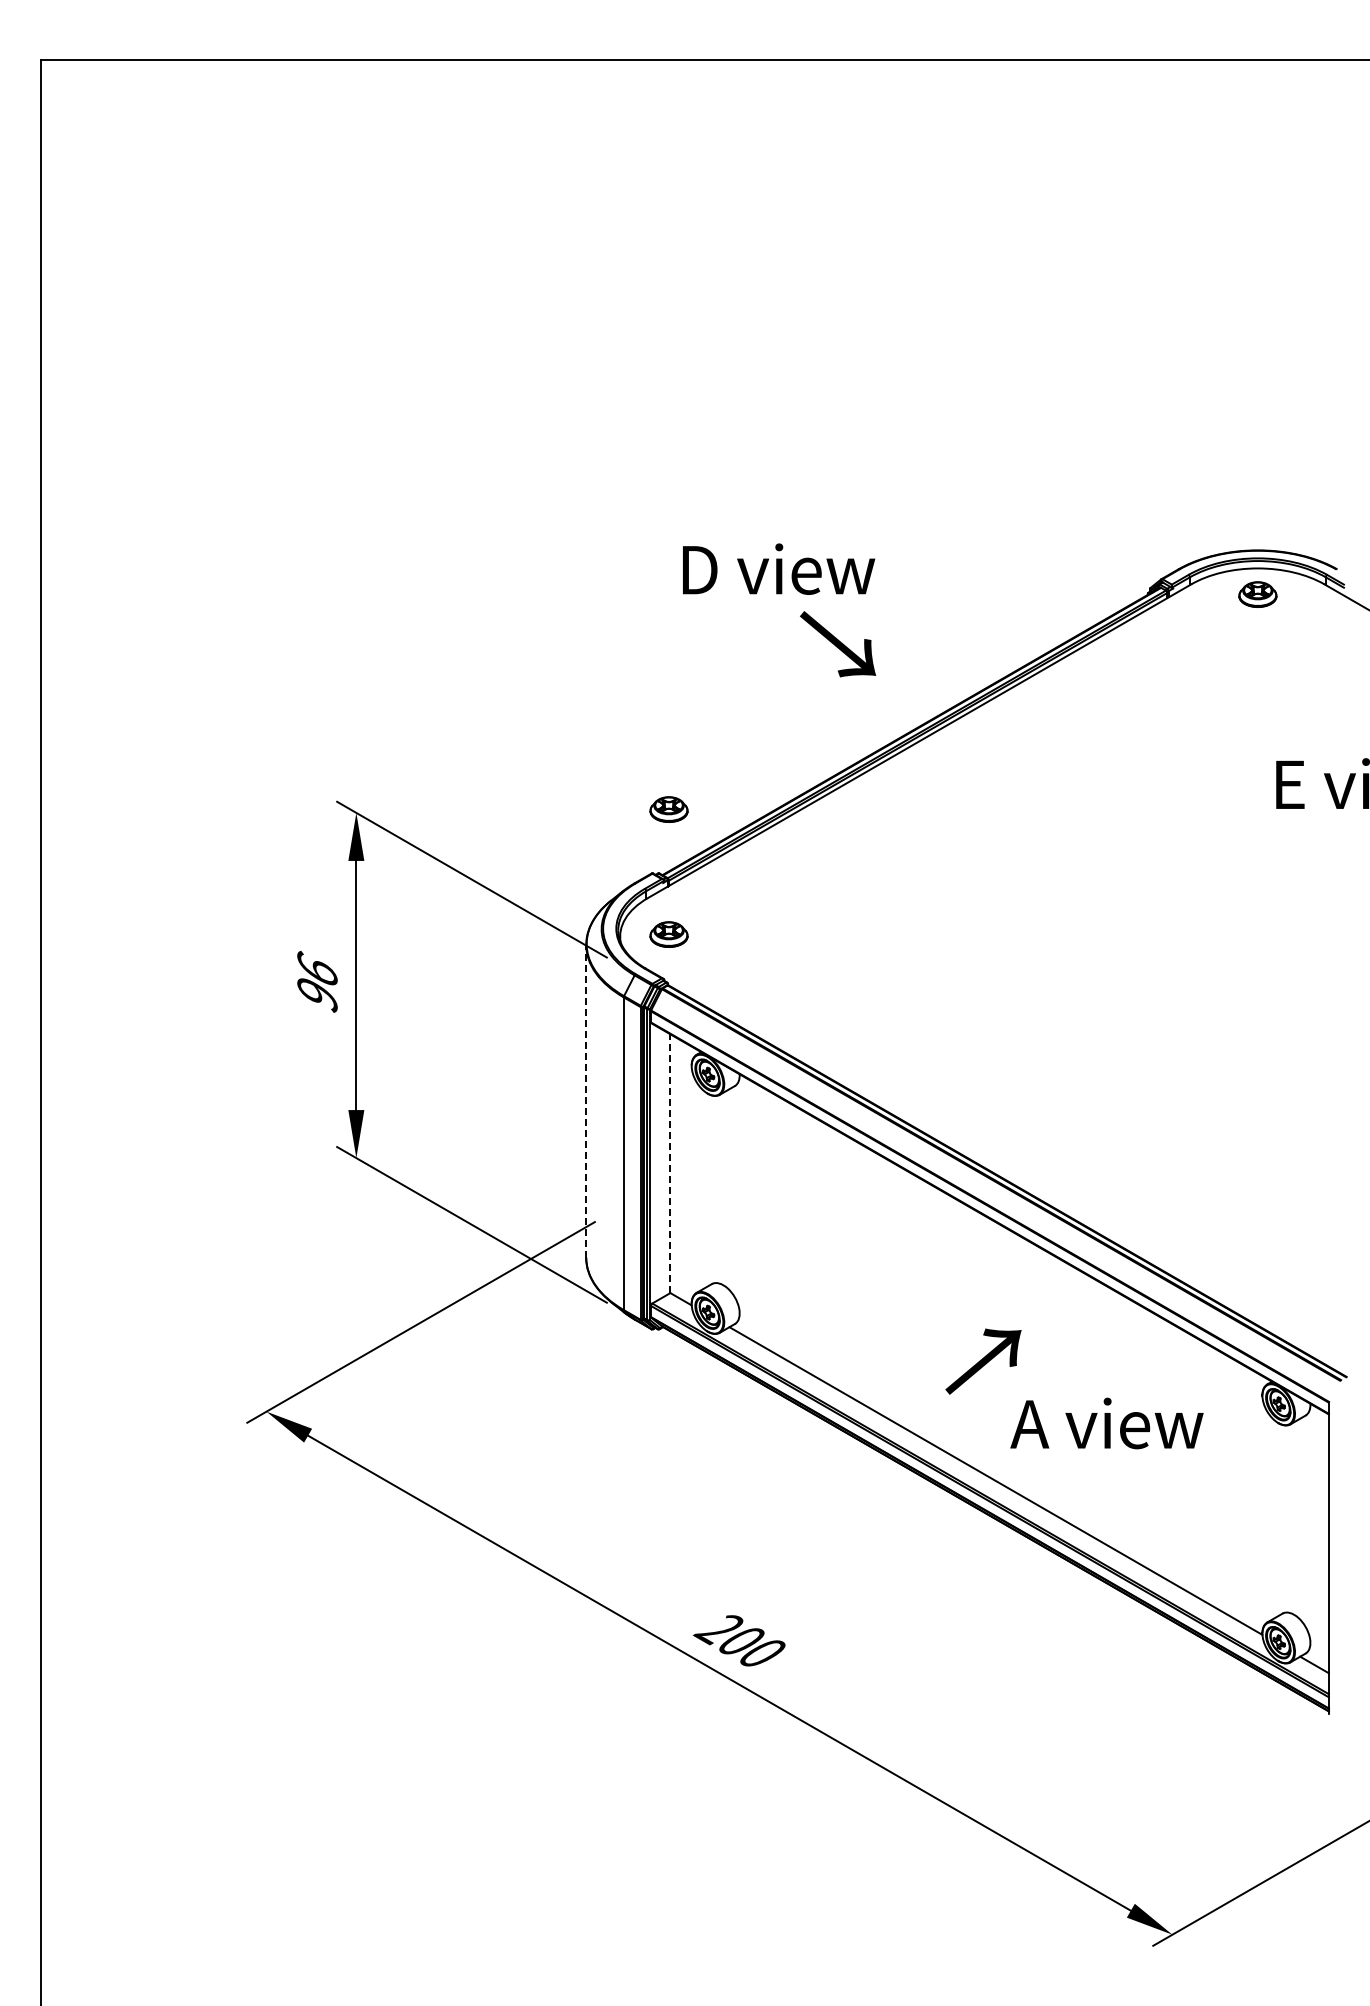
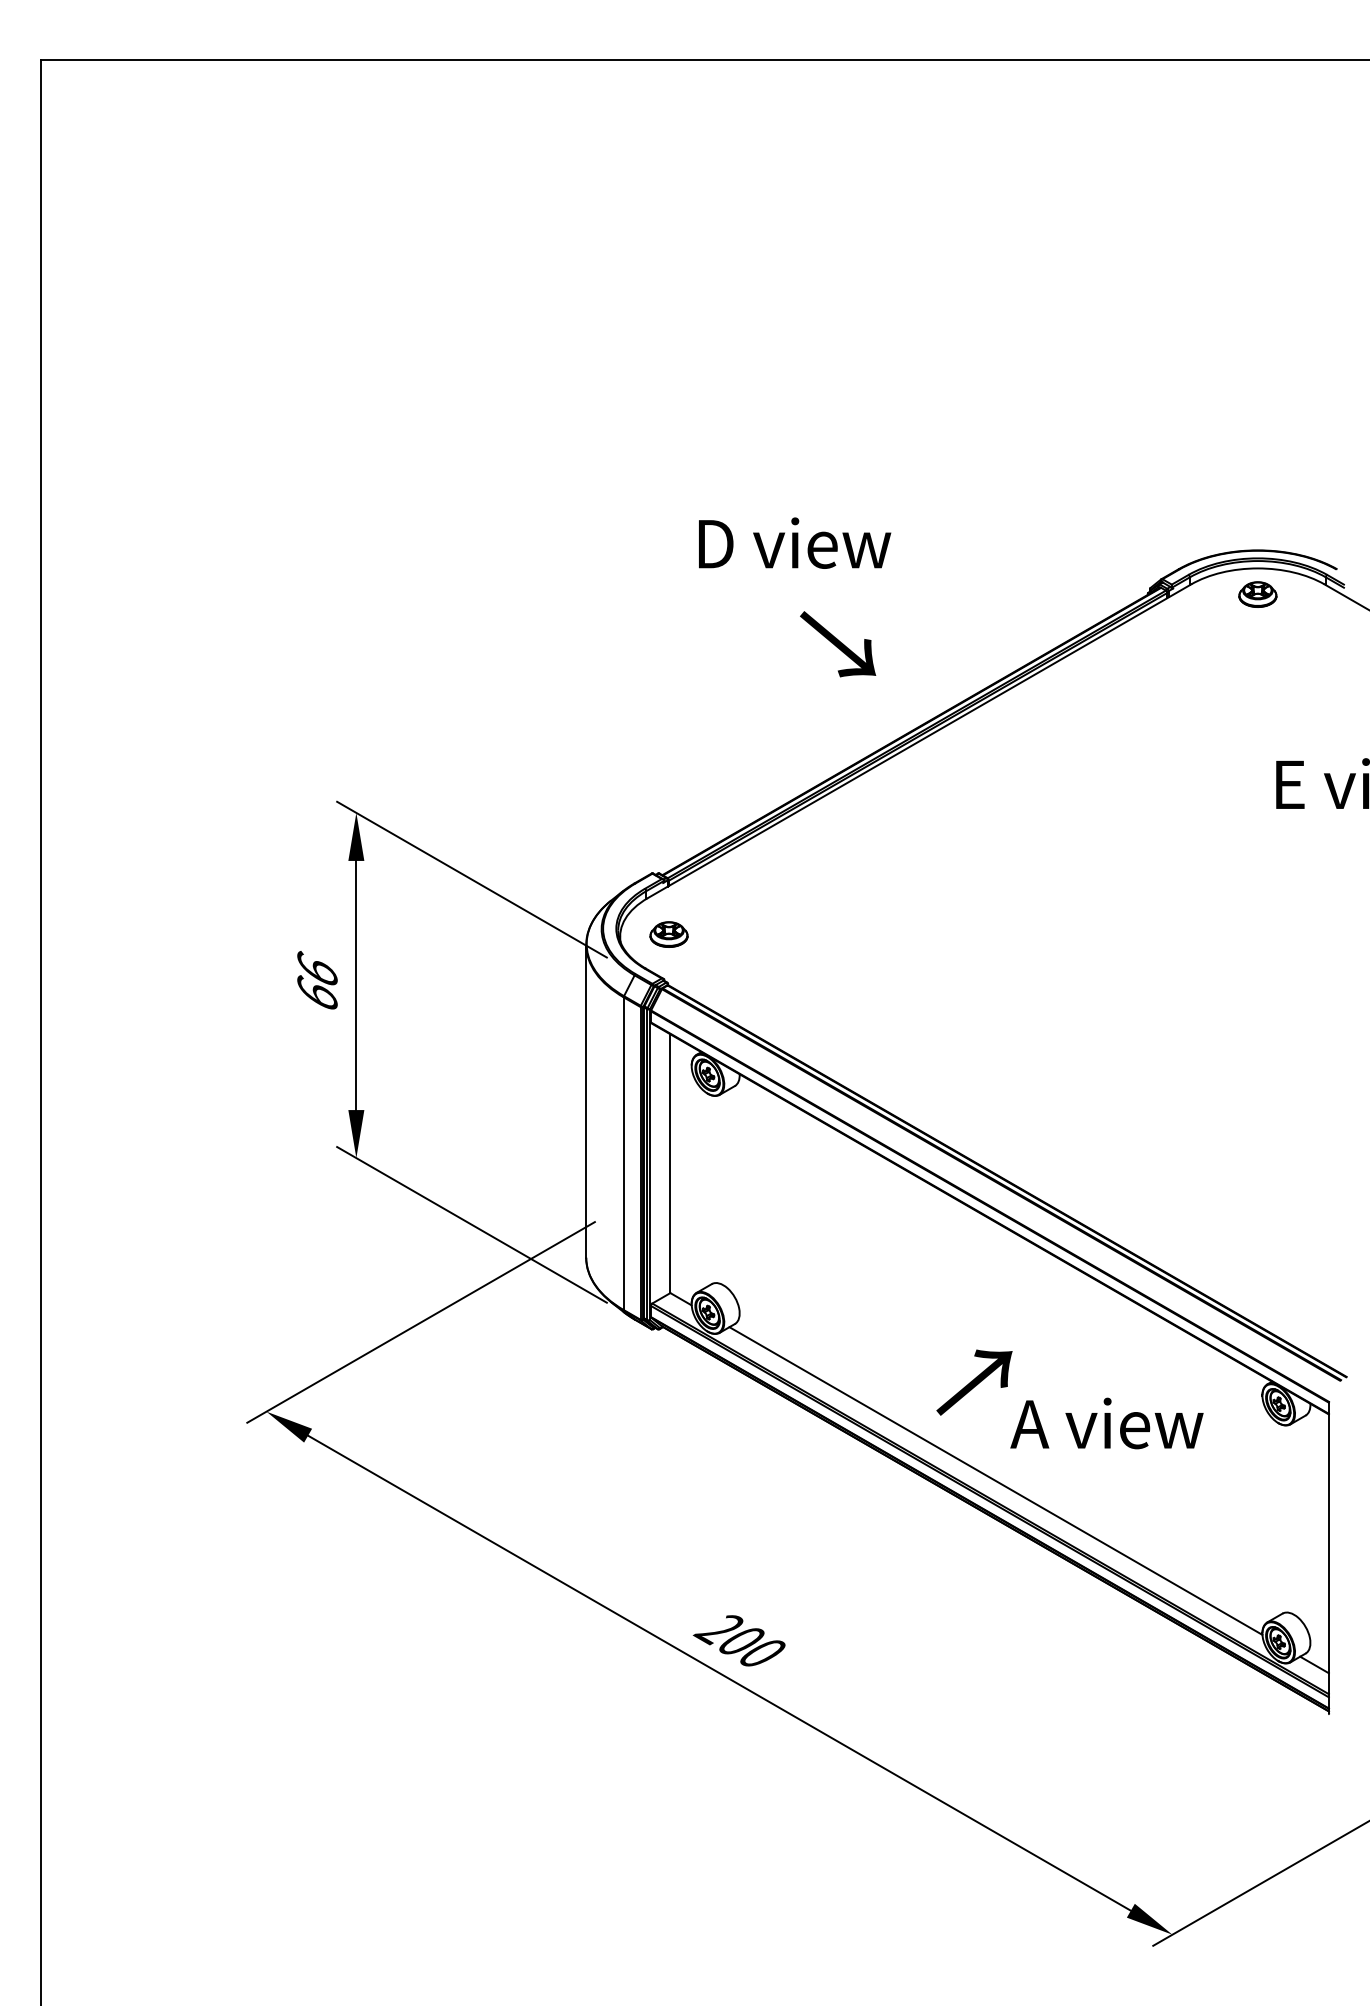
text position: (779, 568) -> (795, 542) (795, 542)
part: present -> none (668, 809)
text: 96 -> 66 (317, 993)
line: dashed -> solid (586, 1100)
line: dashed -> solid (670, 1163)
text position: (983, 1361) -> (974, 1382) (974, 1382)
